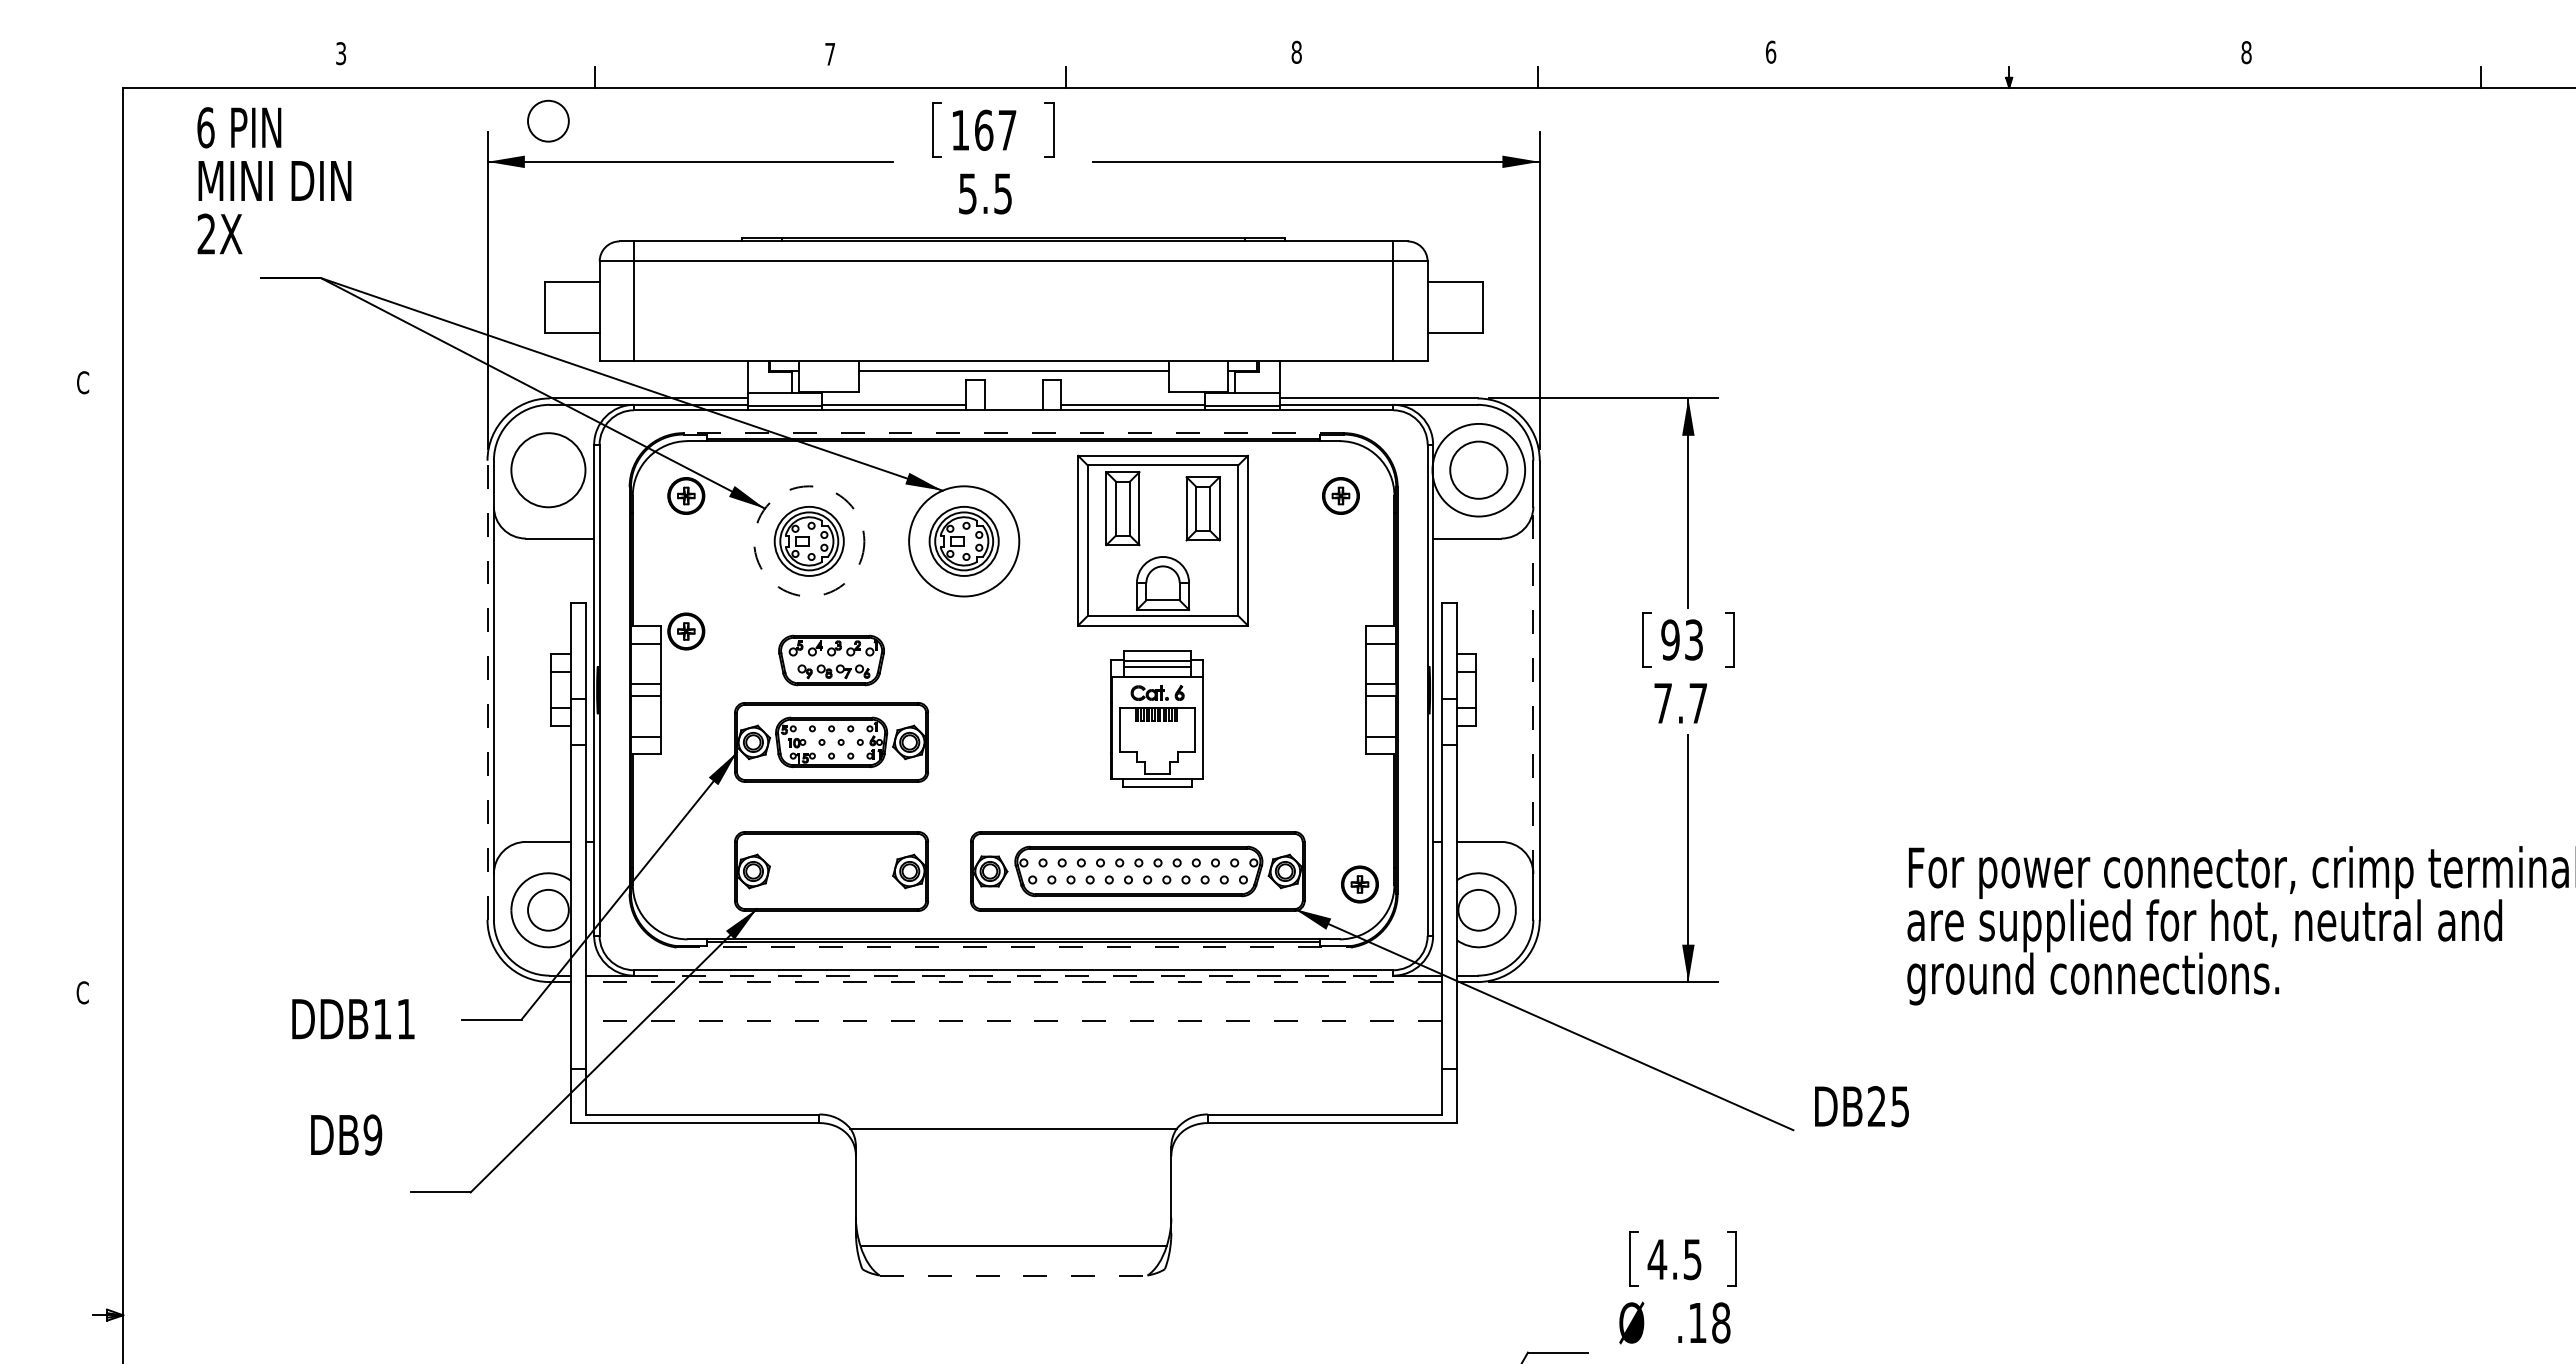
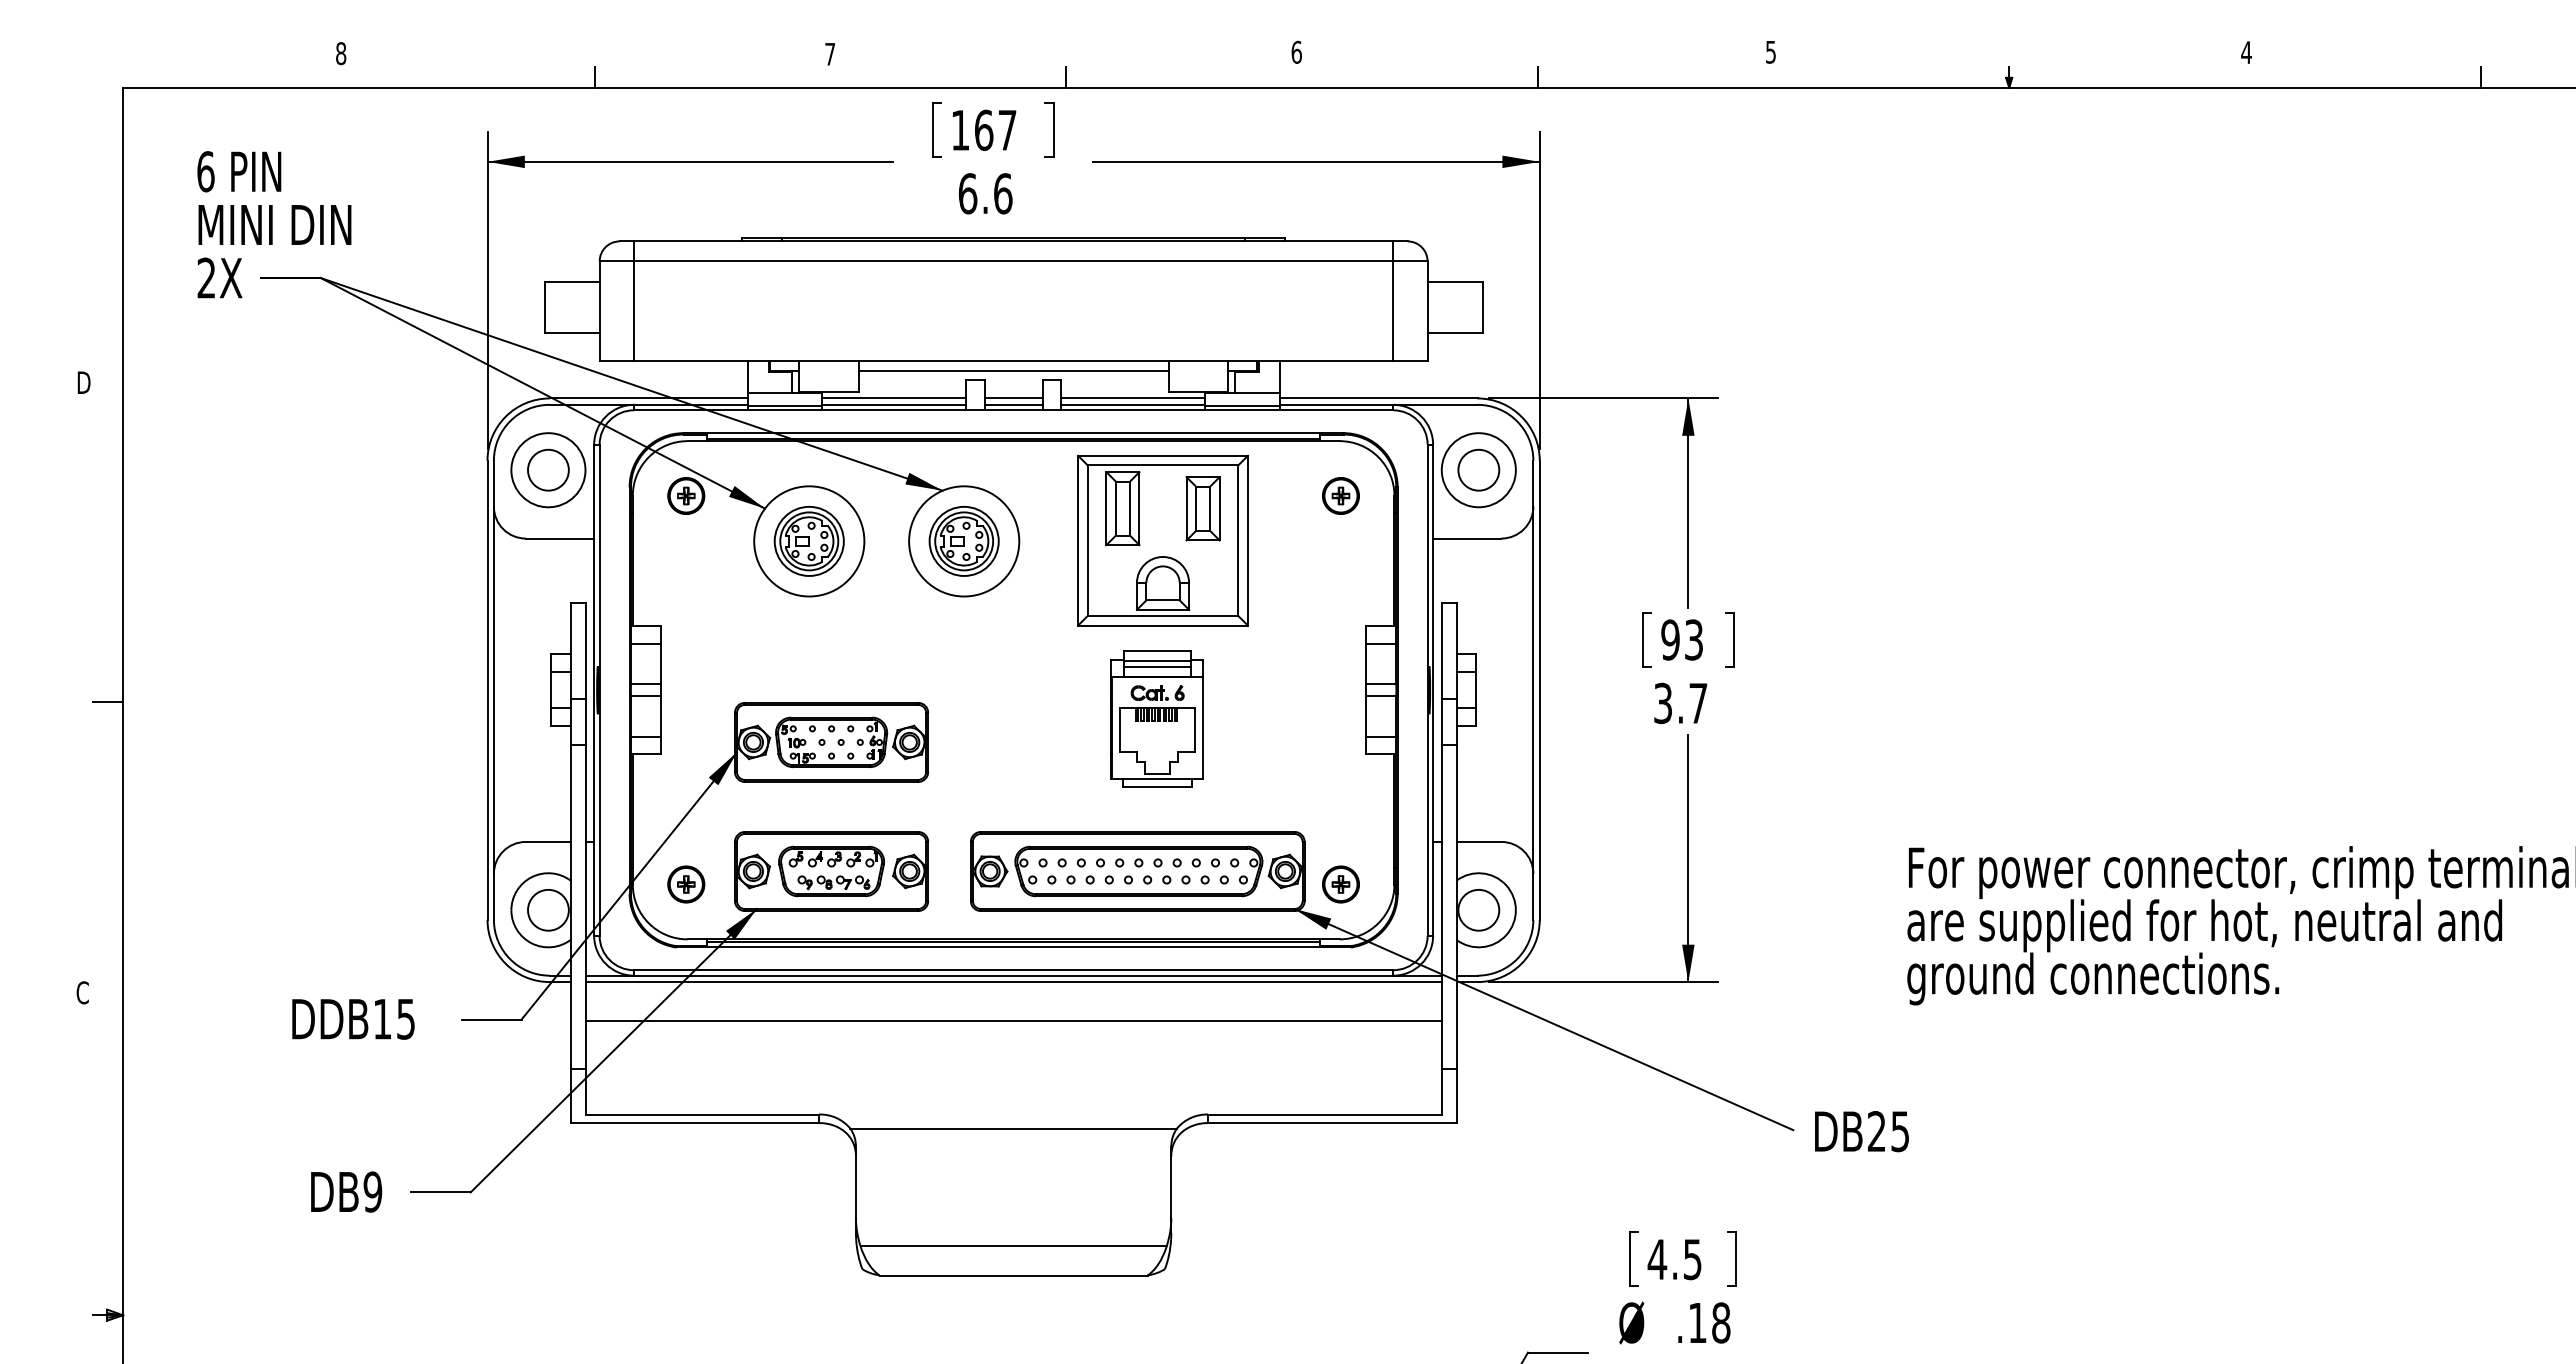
text: 8 -> 6 (1296, 51)
text: 6 -> 5 (1770, 51)
text: 8 -> 4 (2246, 52)
text: 3 -> 8 (341, 53)
circle position: (548, 120) -> (548, 469) (548, 469)
text position: (274, 180) -> (274, 224) (274, 224)
text: 5.5 -> 6.6 (985, 193)
text: C -> D (83, 382)
line: none -> present (893, 398)
line: none -> present (1013, 398)
line: none -> present (1133, 398)
line: none -> present (1013, 404)
line: dashed -> solid (1013, 433)
circle diameter: 57 px -> 41 px (1478, 469)
circle diameter: 93 px -> 74 px (1478, 470)
circle: dashed -> solid (809, 541)
part position: (686, 631) -> (686, 884) (686, 884)
part position: (831, 660) -> (831, 871) (831, 871)
line: dashed -> solid (487, 690)
line: dashed -> solid (1533, 690)
line: none -> present (108, 701)
text: 7.7 -> 3.7 (1662, 703)
part position: (1359, 884) -> (1340, 884) (1340, 884)
line: dashed -> solid (1014, 947)
line: dashed -> solid (1013, 975)
line: dashed -> solid (1013, 982)
text: DDB11 -> DDB15 (405, 1019)
line: dashed -> solid (1013, 1020)
text position: (1861, 1106) -> (1861, 1131) (1861, 1131)
text position: (346, 1134) -> (346, 1191) (346, 1191)
line: dashed -> solid (1013, 1275)
